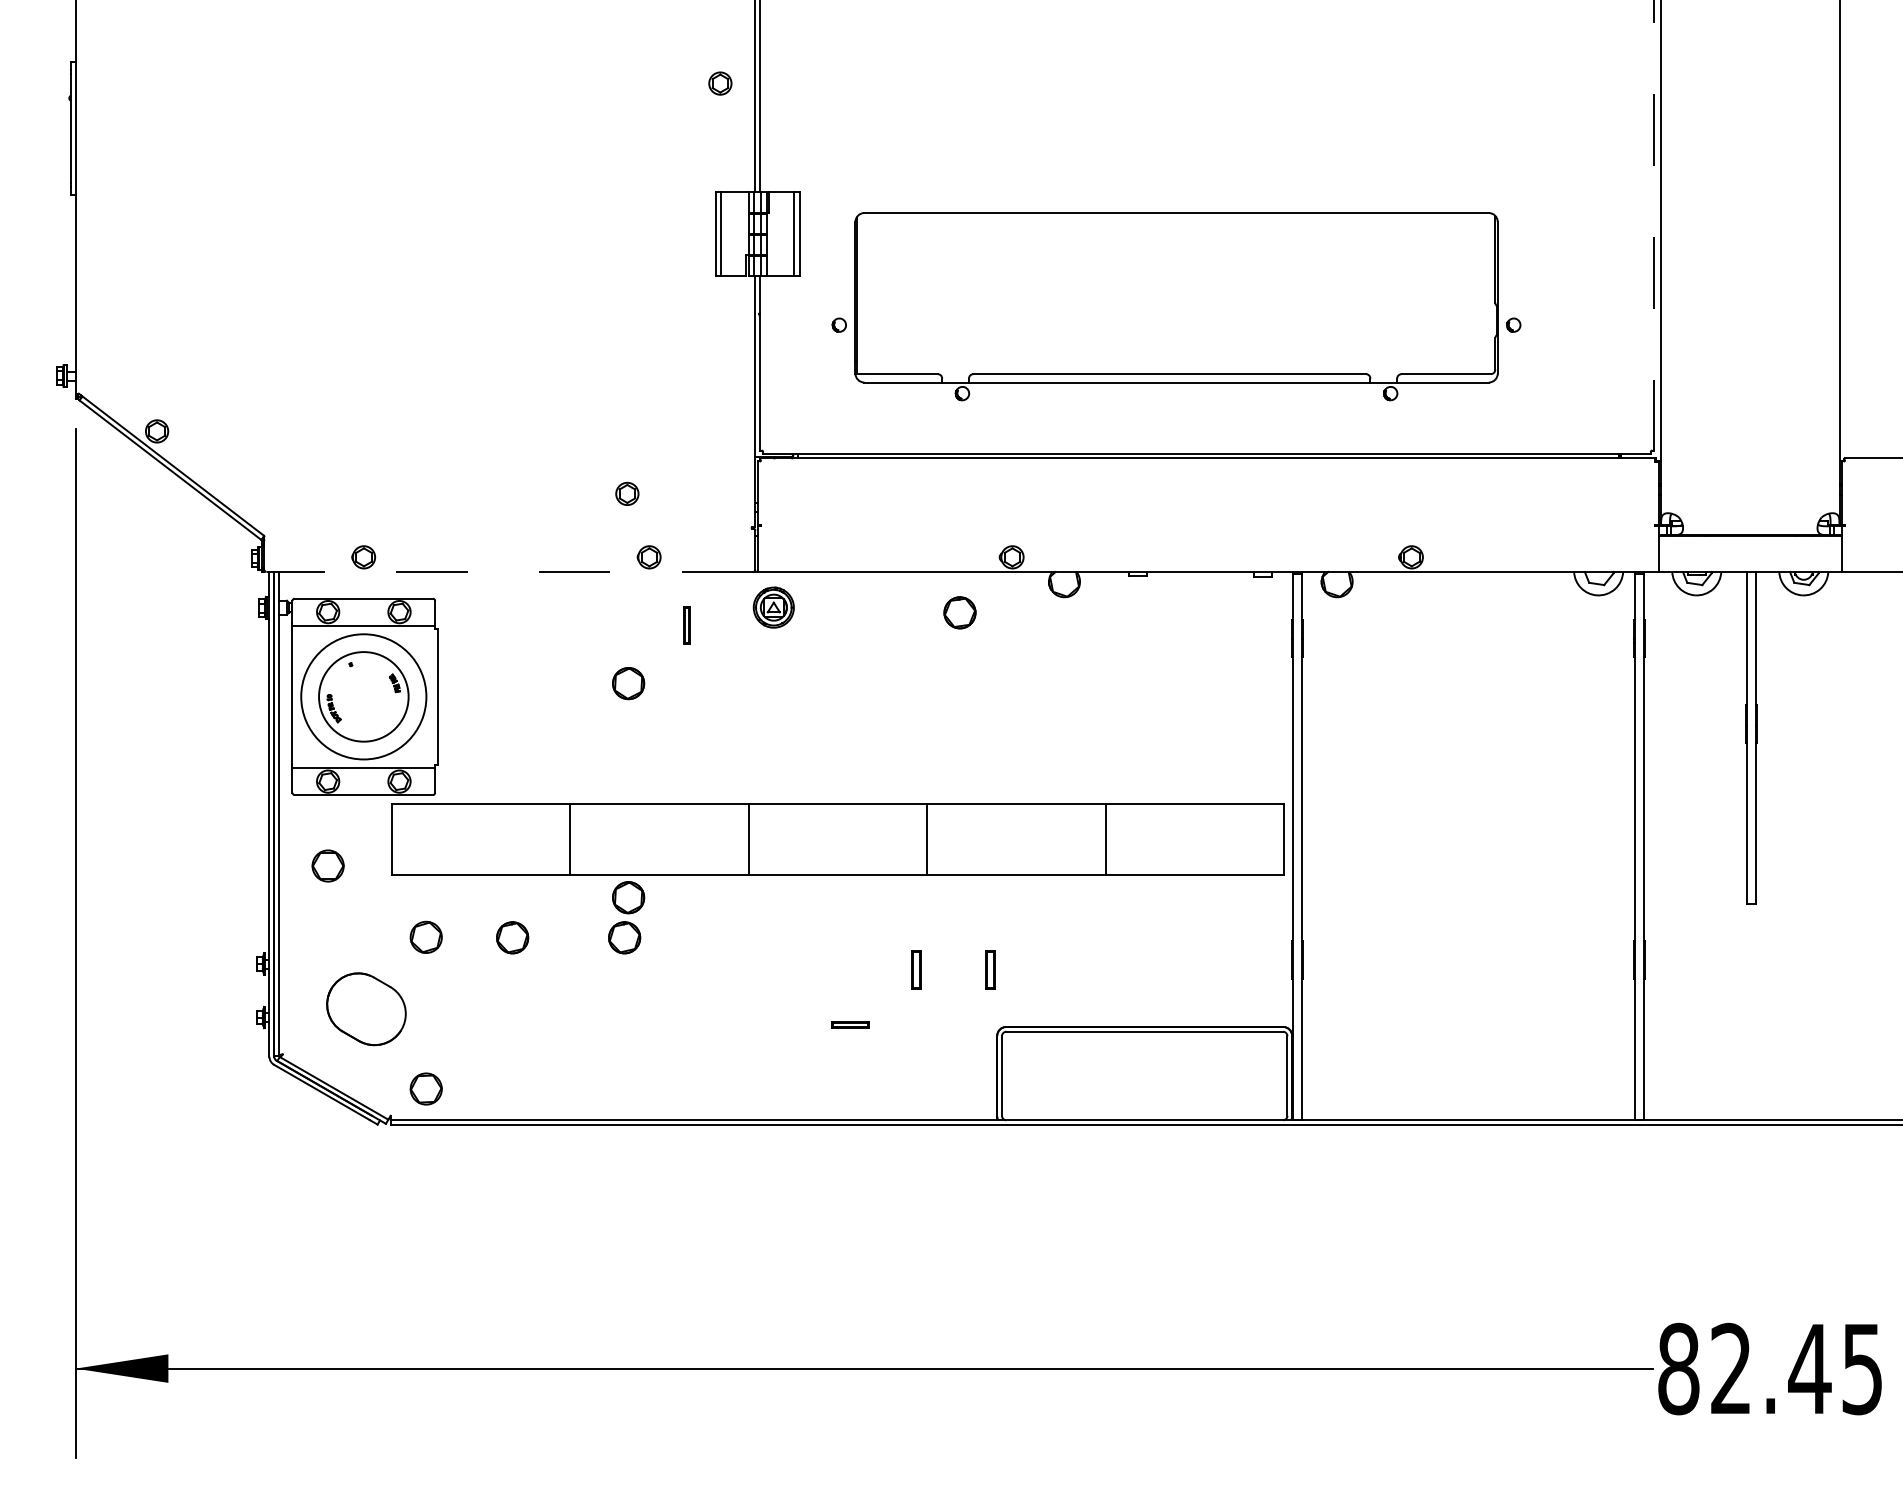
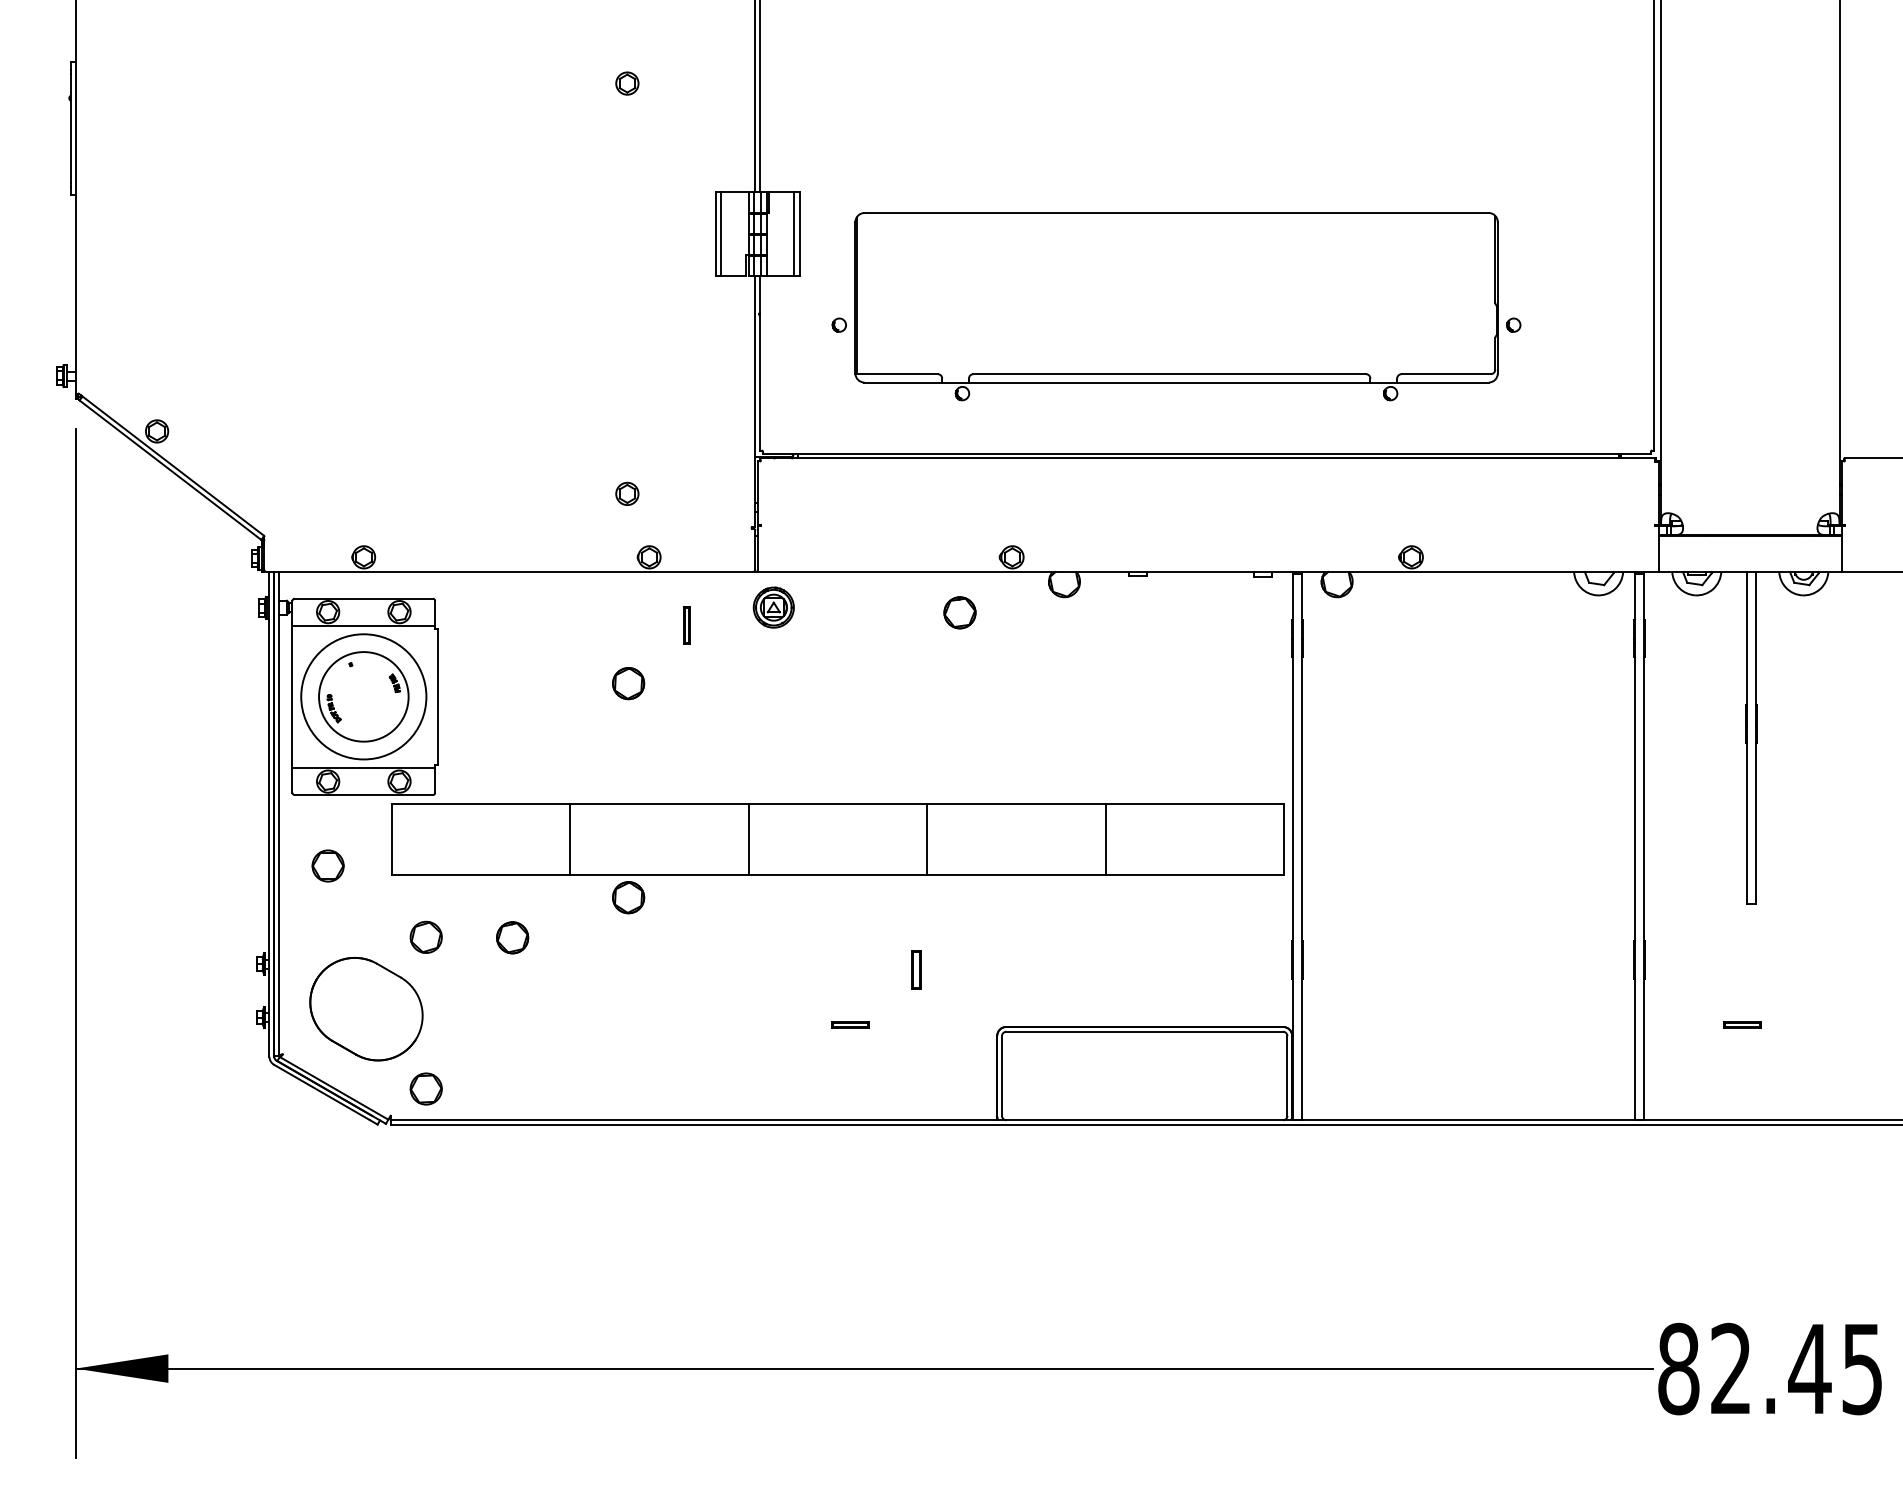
part position: (720, 83) -> (627, 83) (627, 83)
line: dashed -> solid (1654, 225)
line: dashed -> solid (509, 572)
part: present -> none (624, 937)
part: present -> none (990, 969)
part size: 81x75 px -> 115x105 px (366, 1009)
part: none -> present (1742, 1024)
